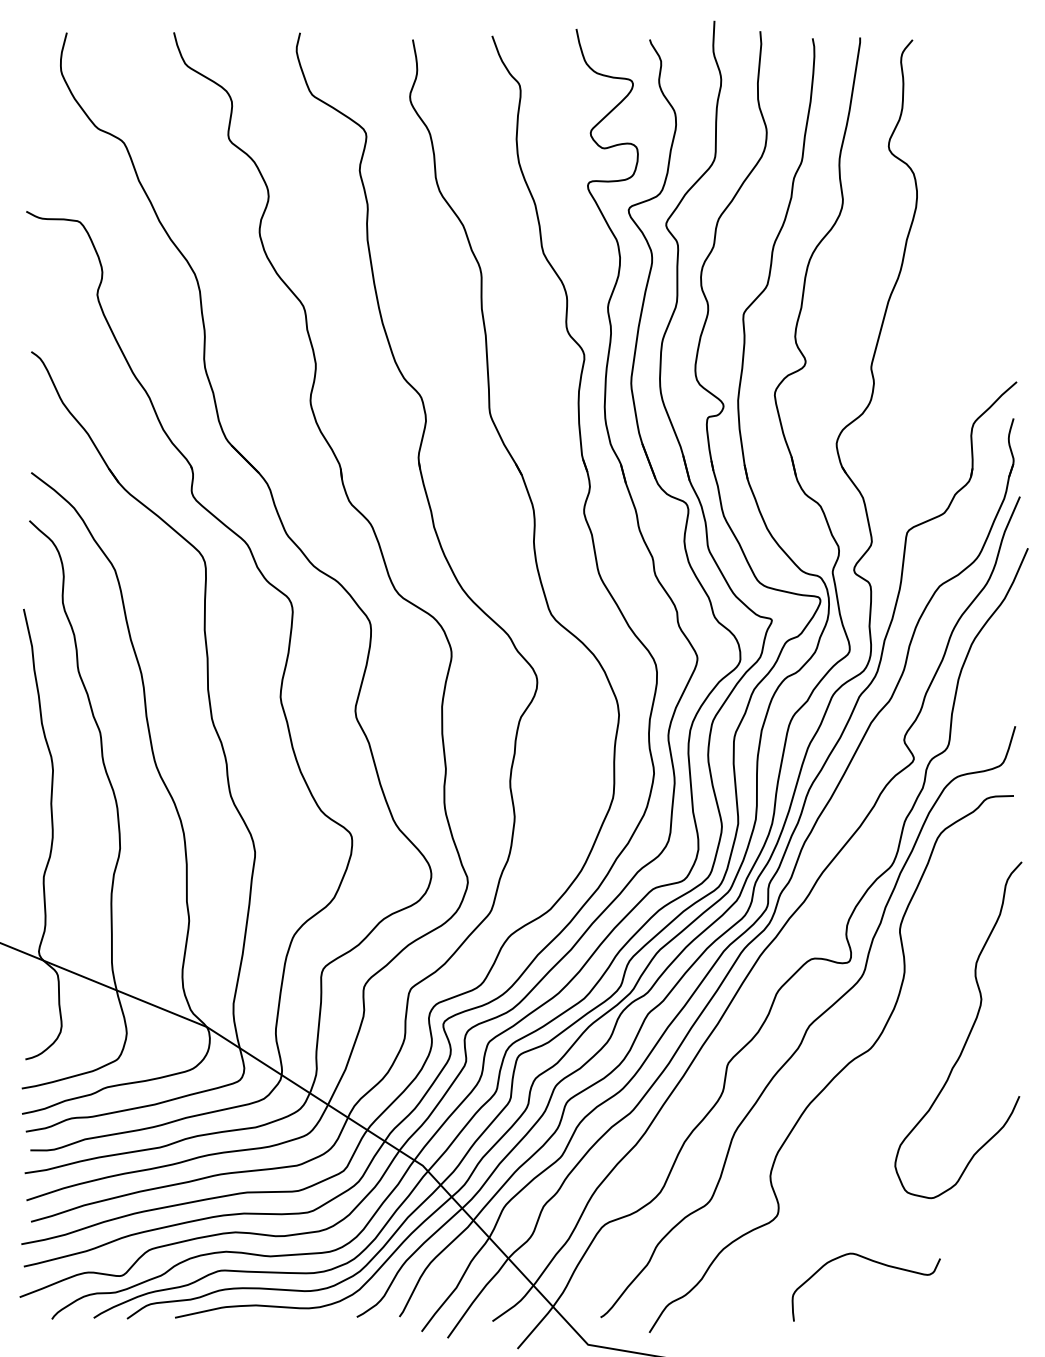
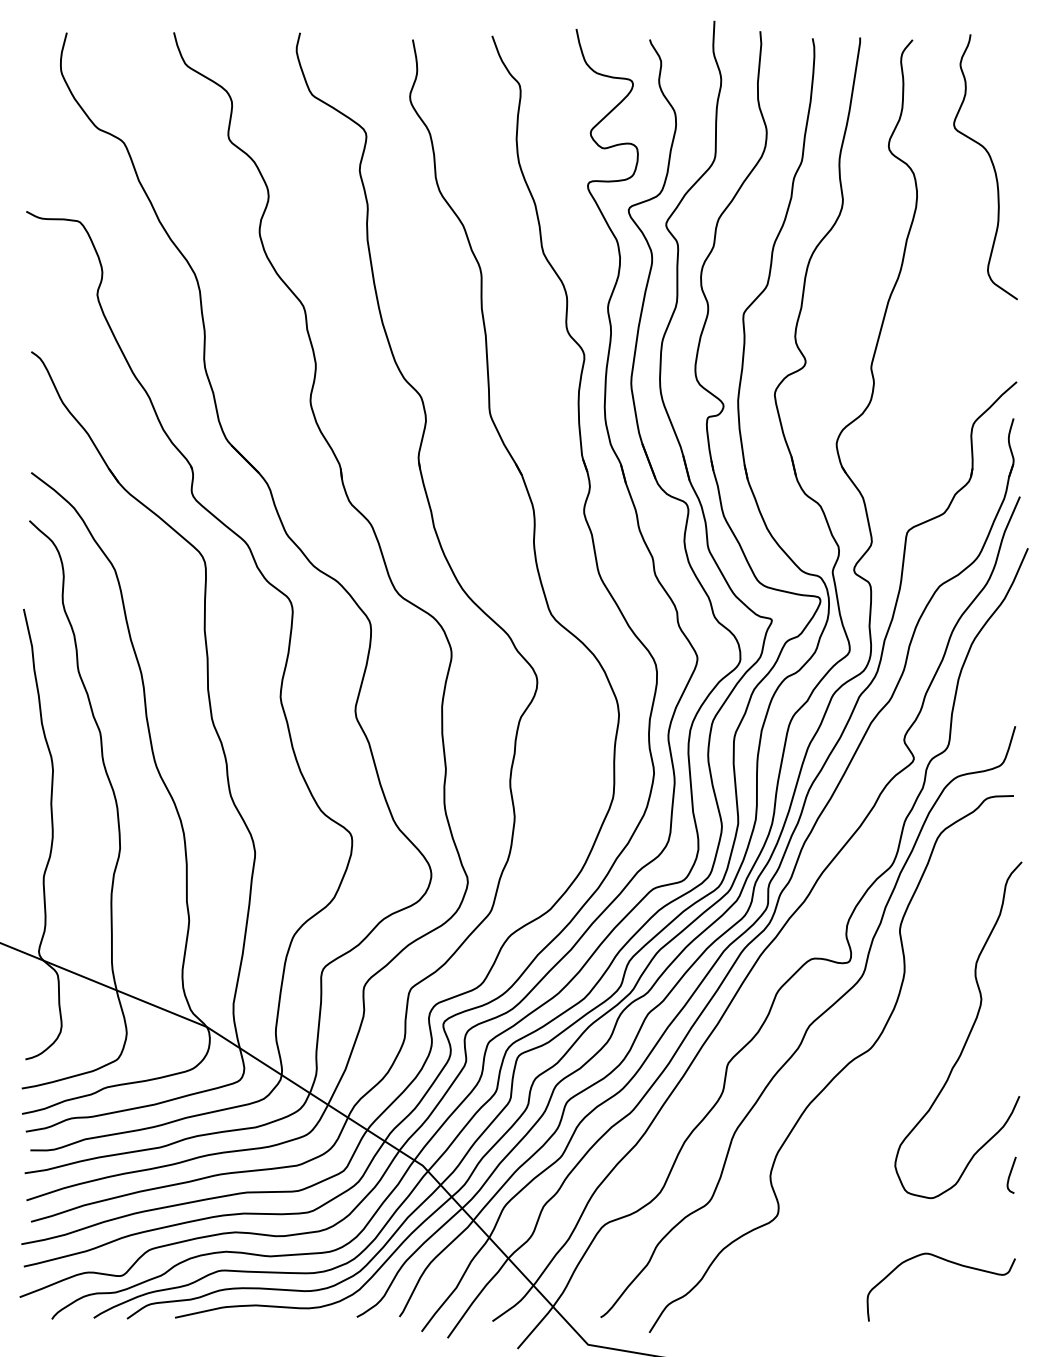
curve: none -> present (992, 166)
curve: none -> present (1011, 1173)
curve position: (874, 1262) -> (949, 1262) (949, 1262)
